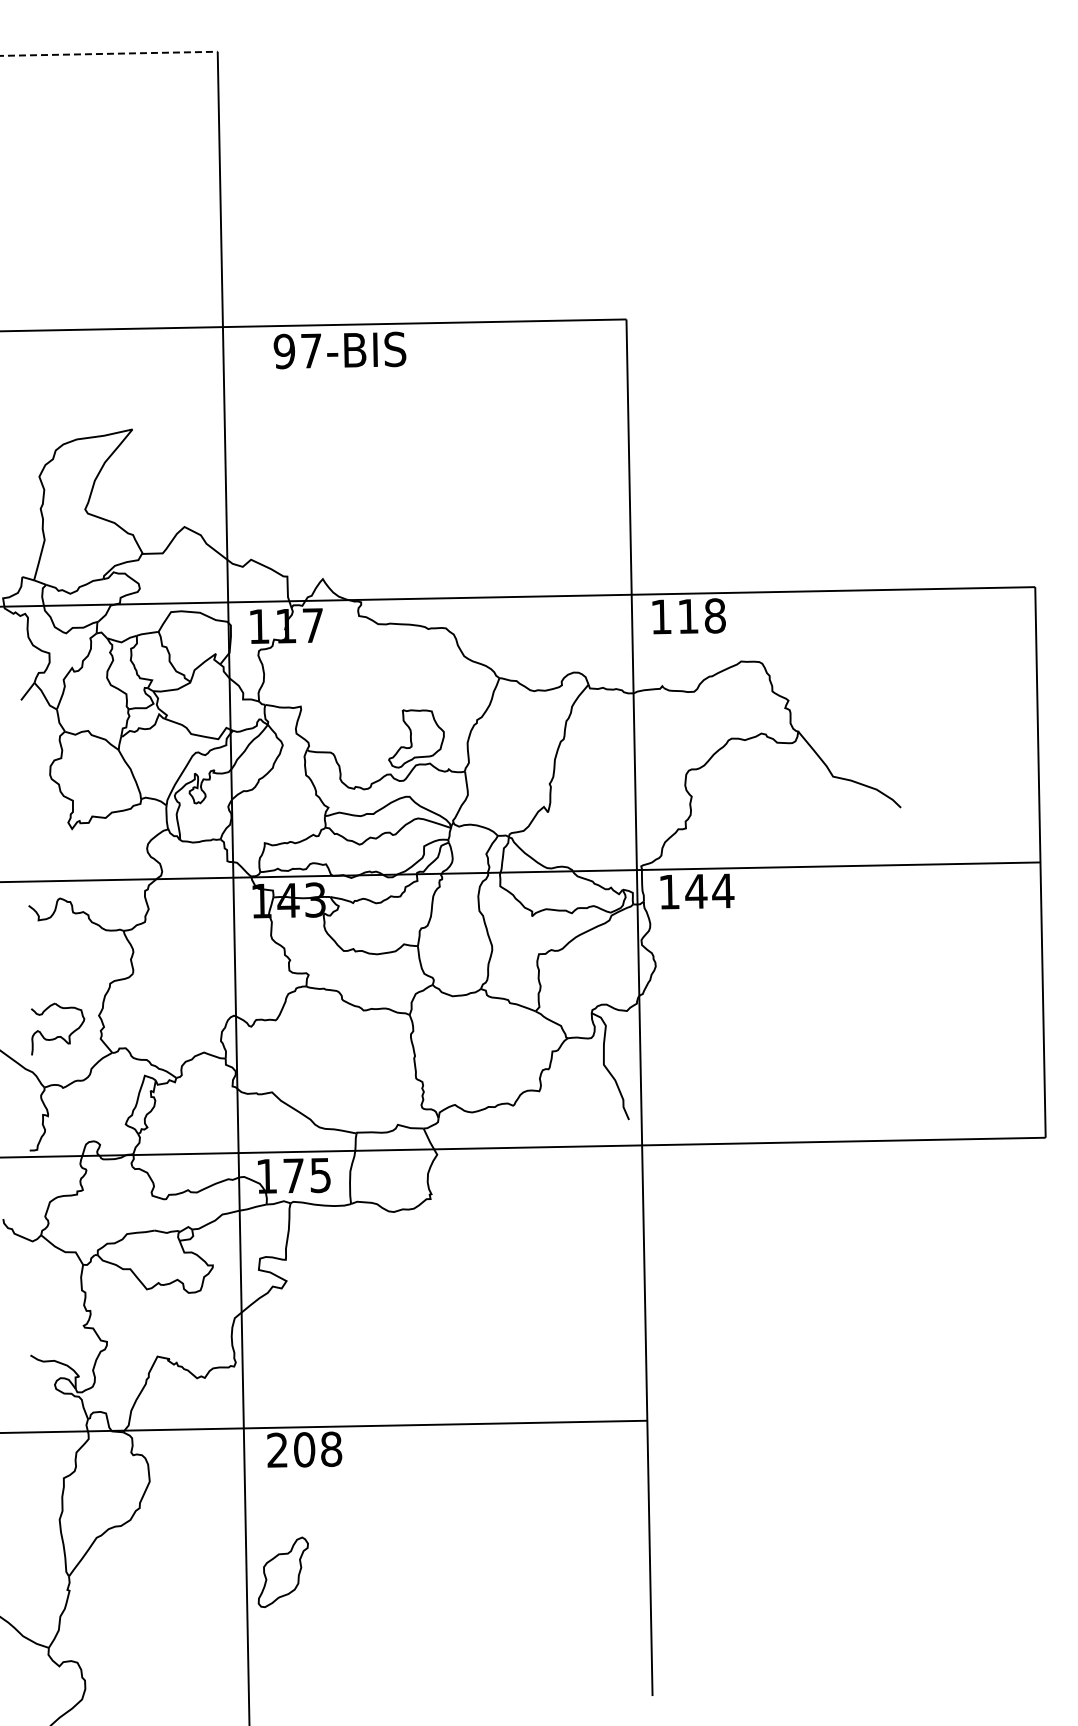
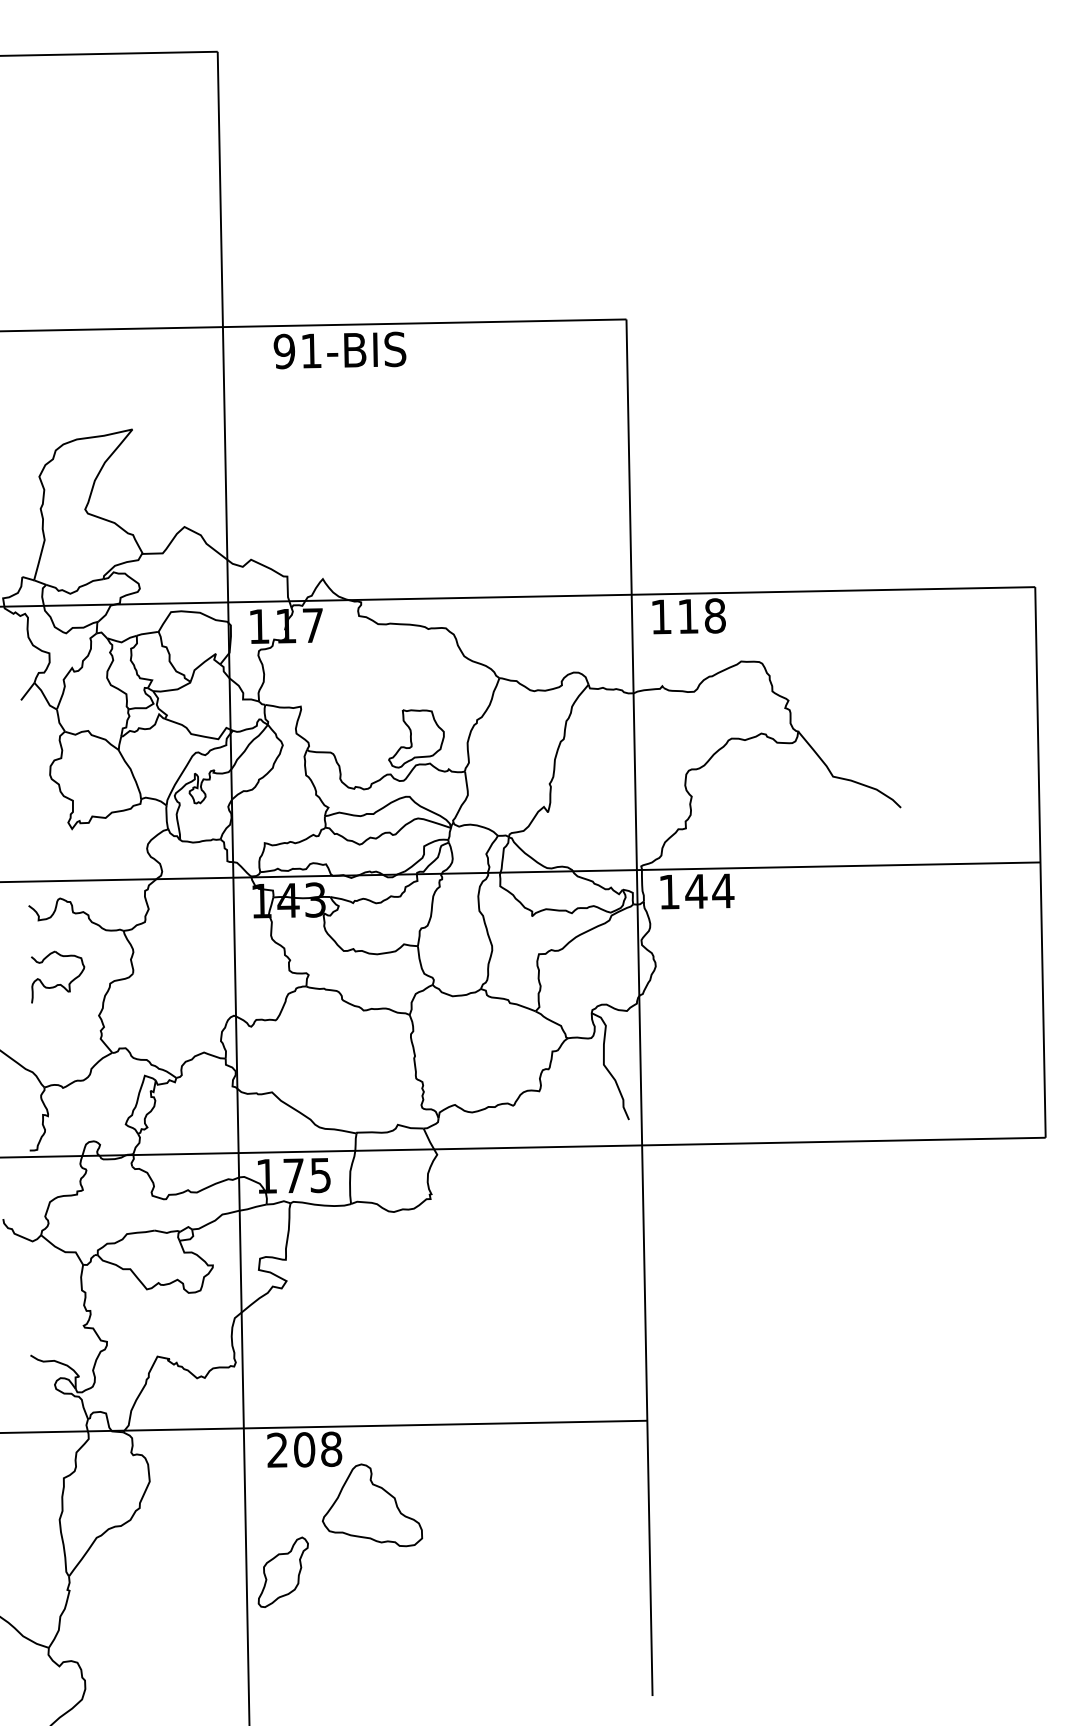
line: dashed -> solid (109, 53)
text: 97-BIS -> 91-BIS (311, 350)
part position: (58, 1036) -> (58, 984) (58, 984)
part: none -> present (372, 1505)
